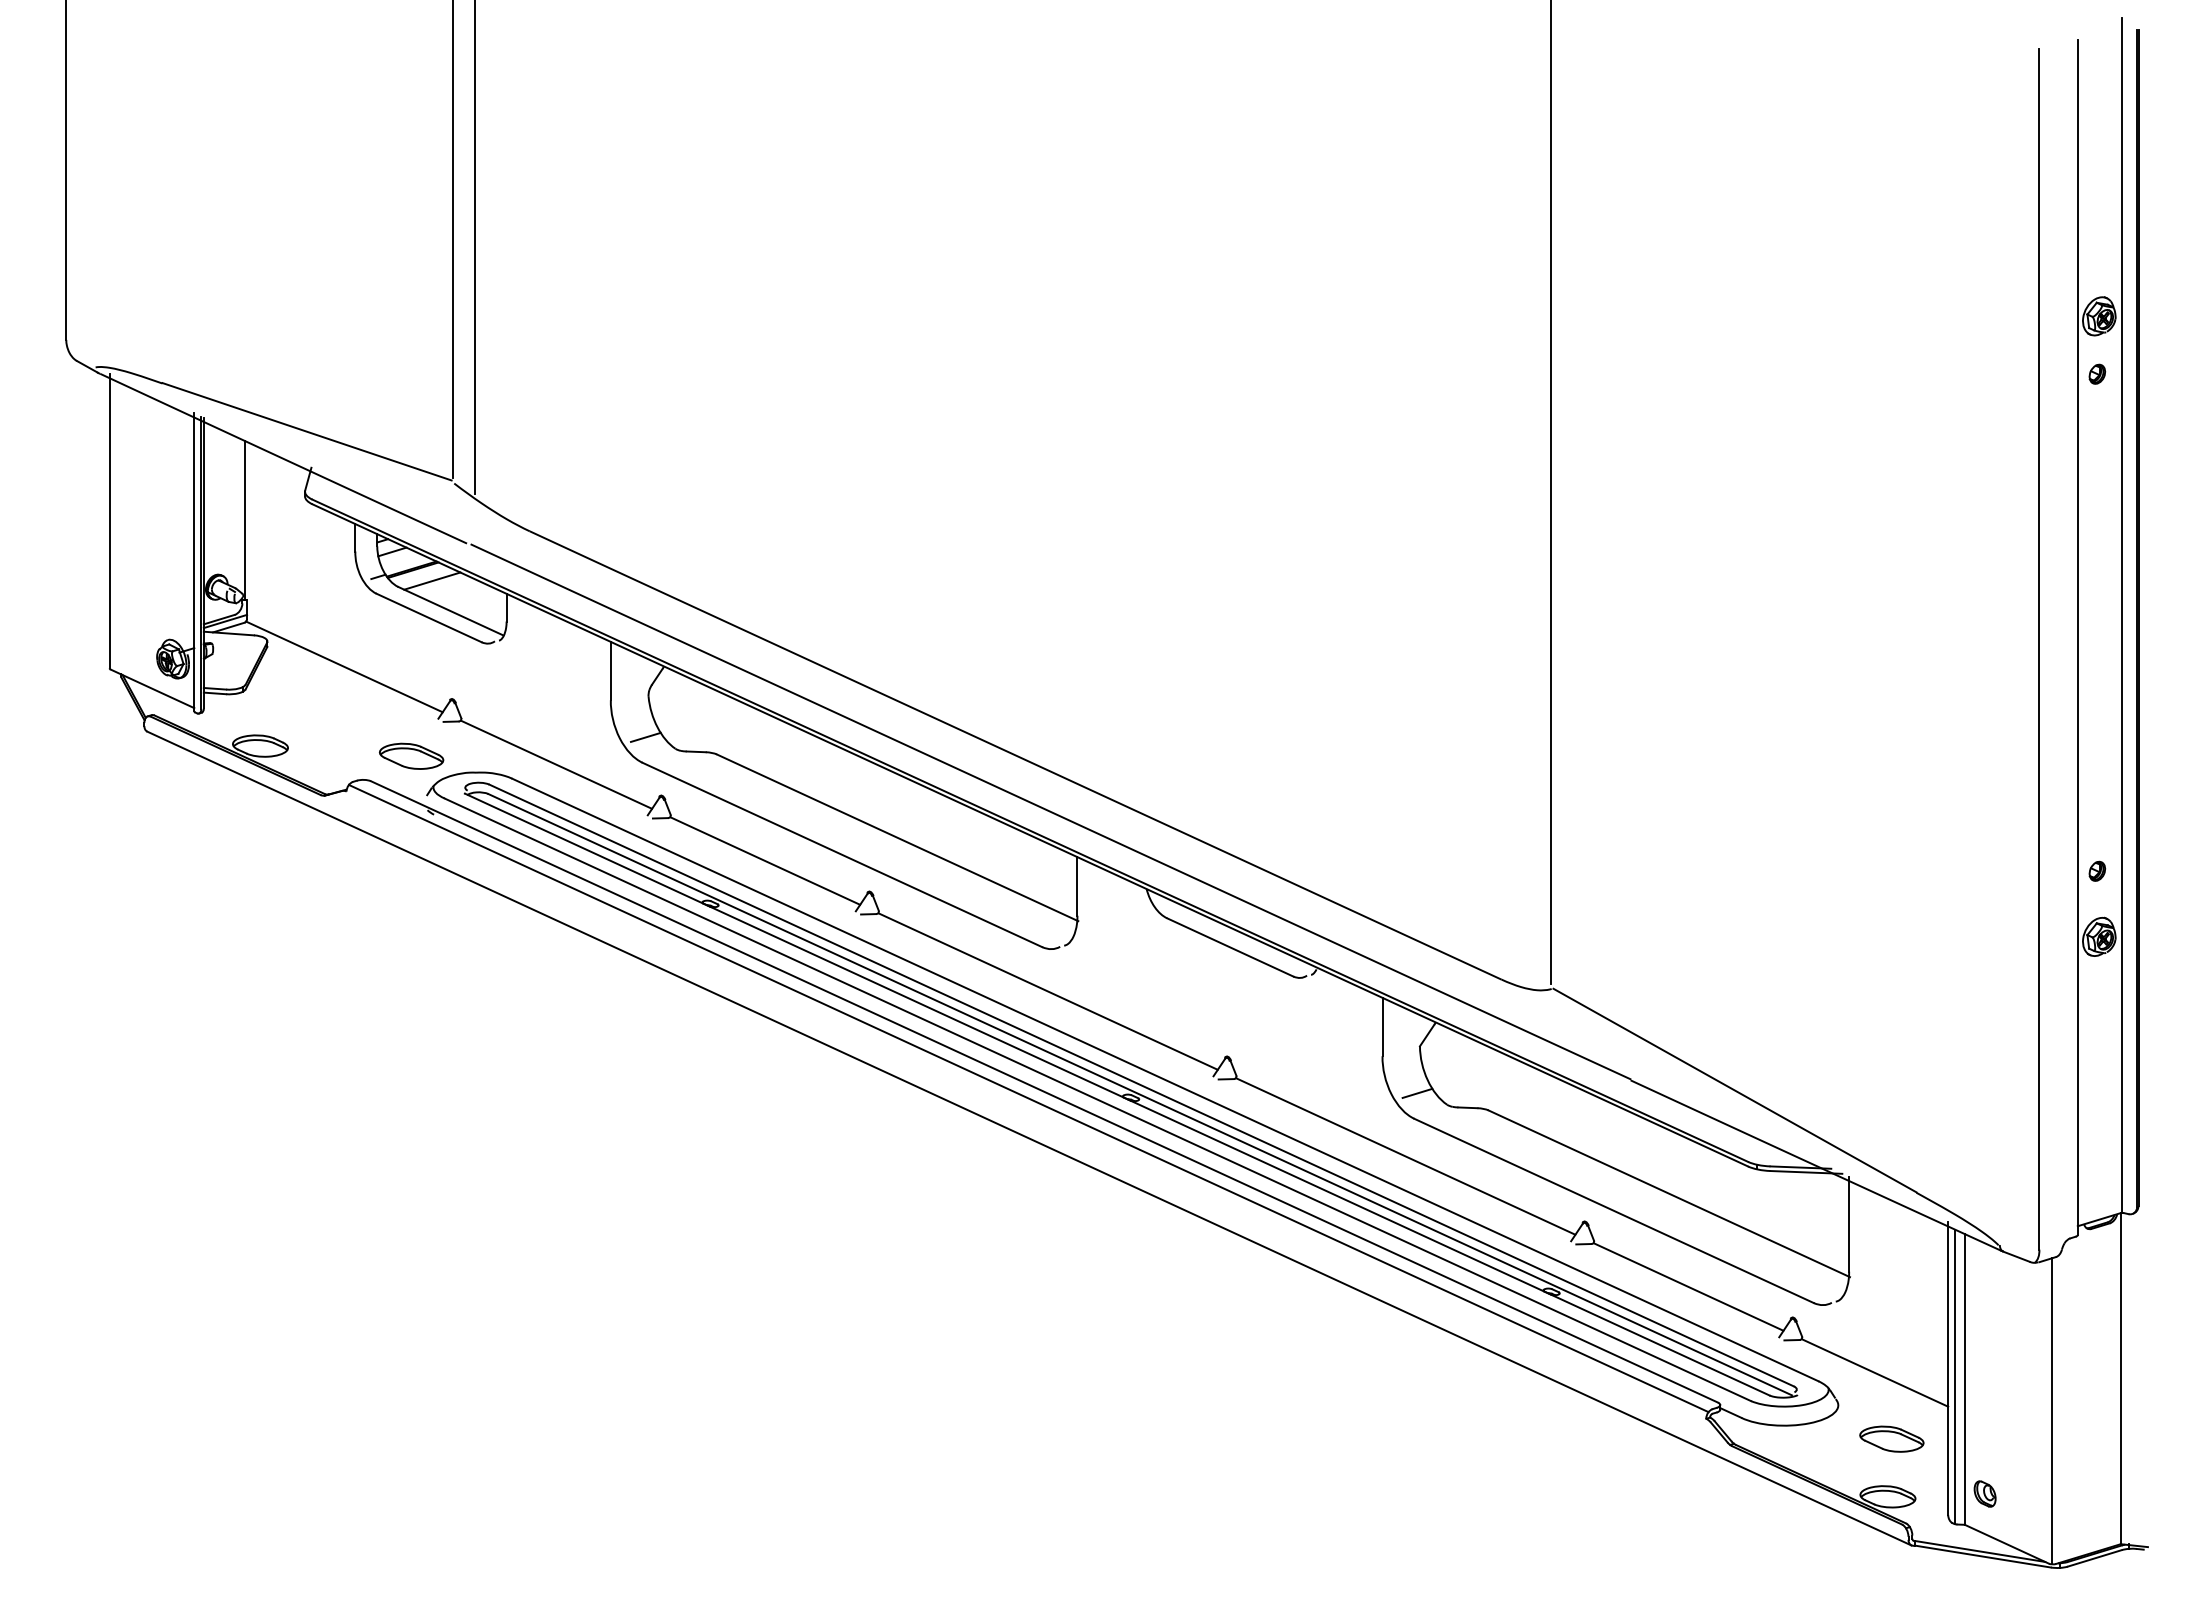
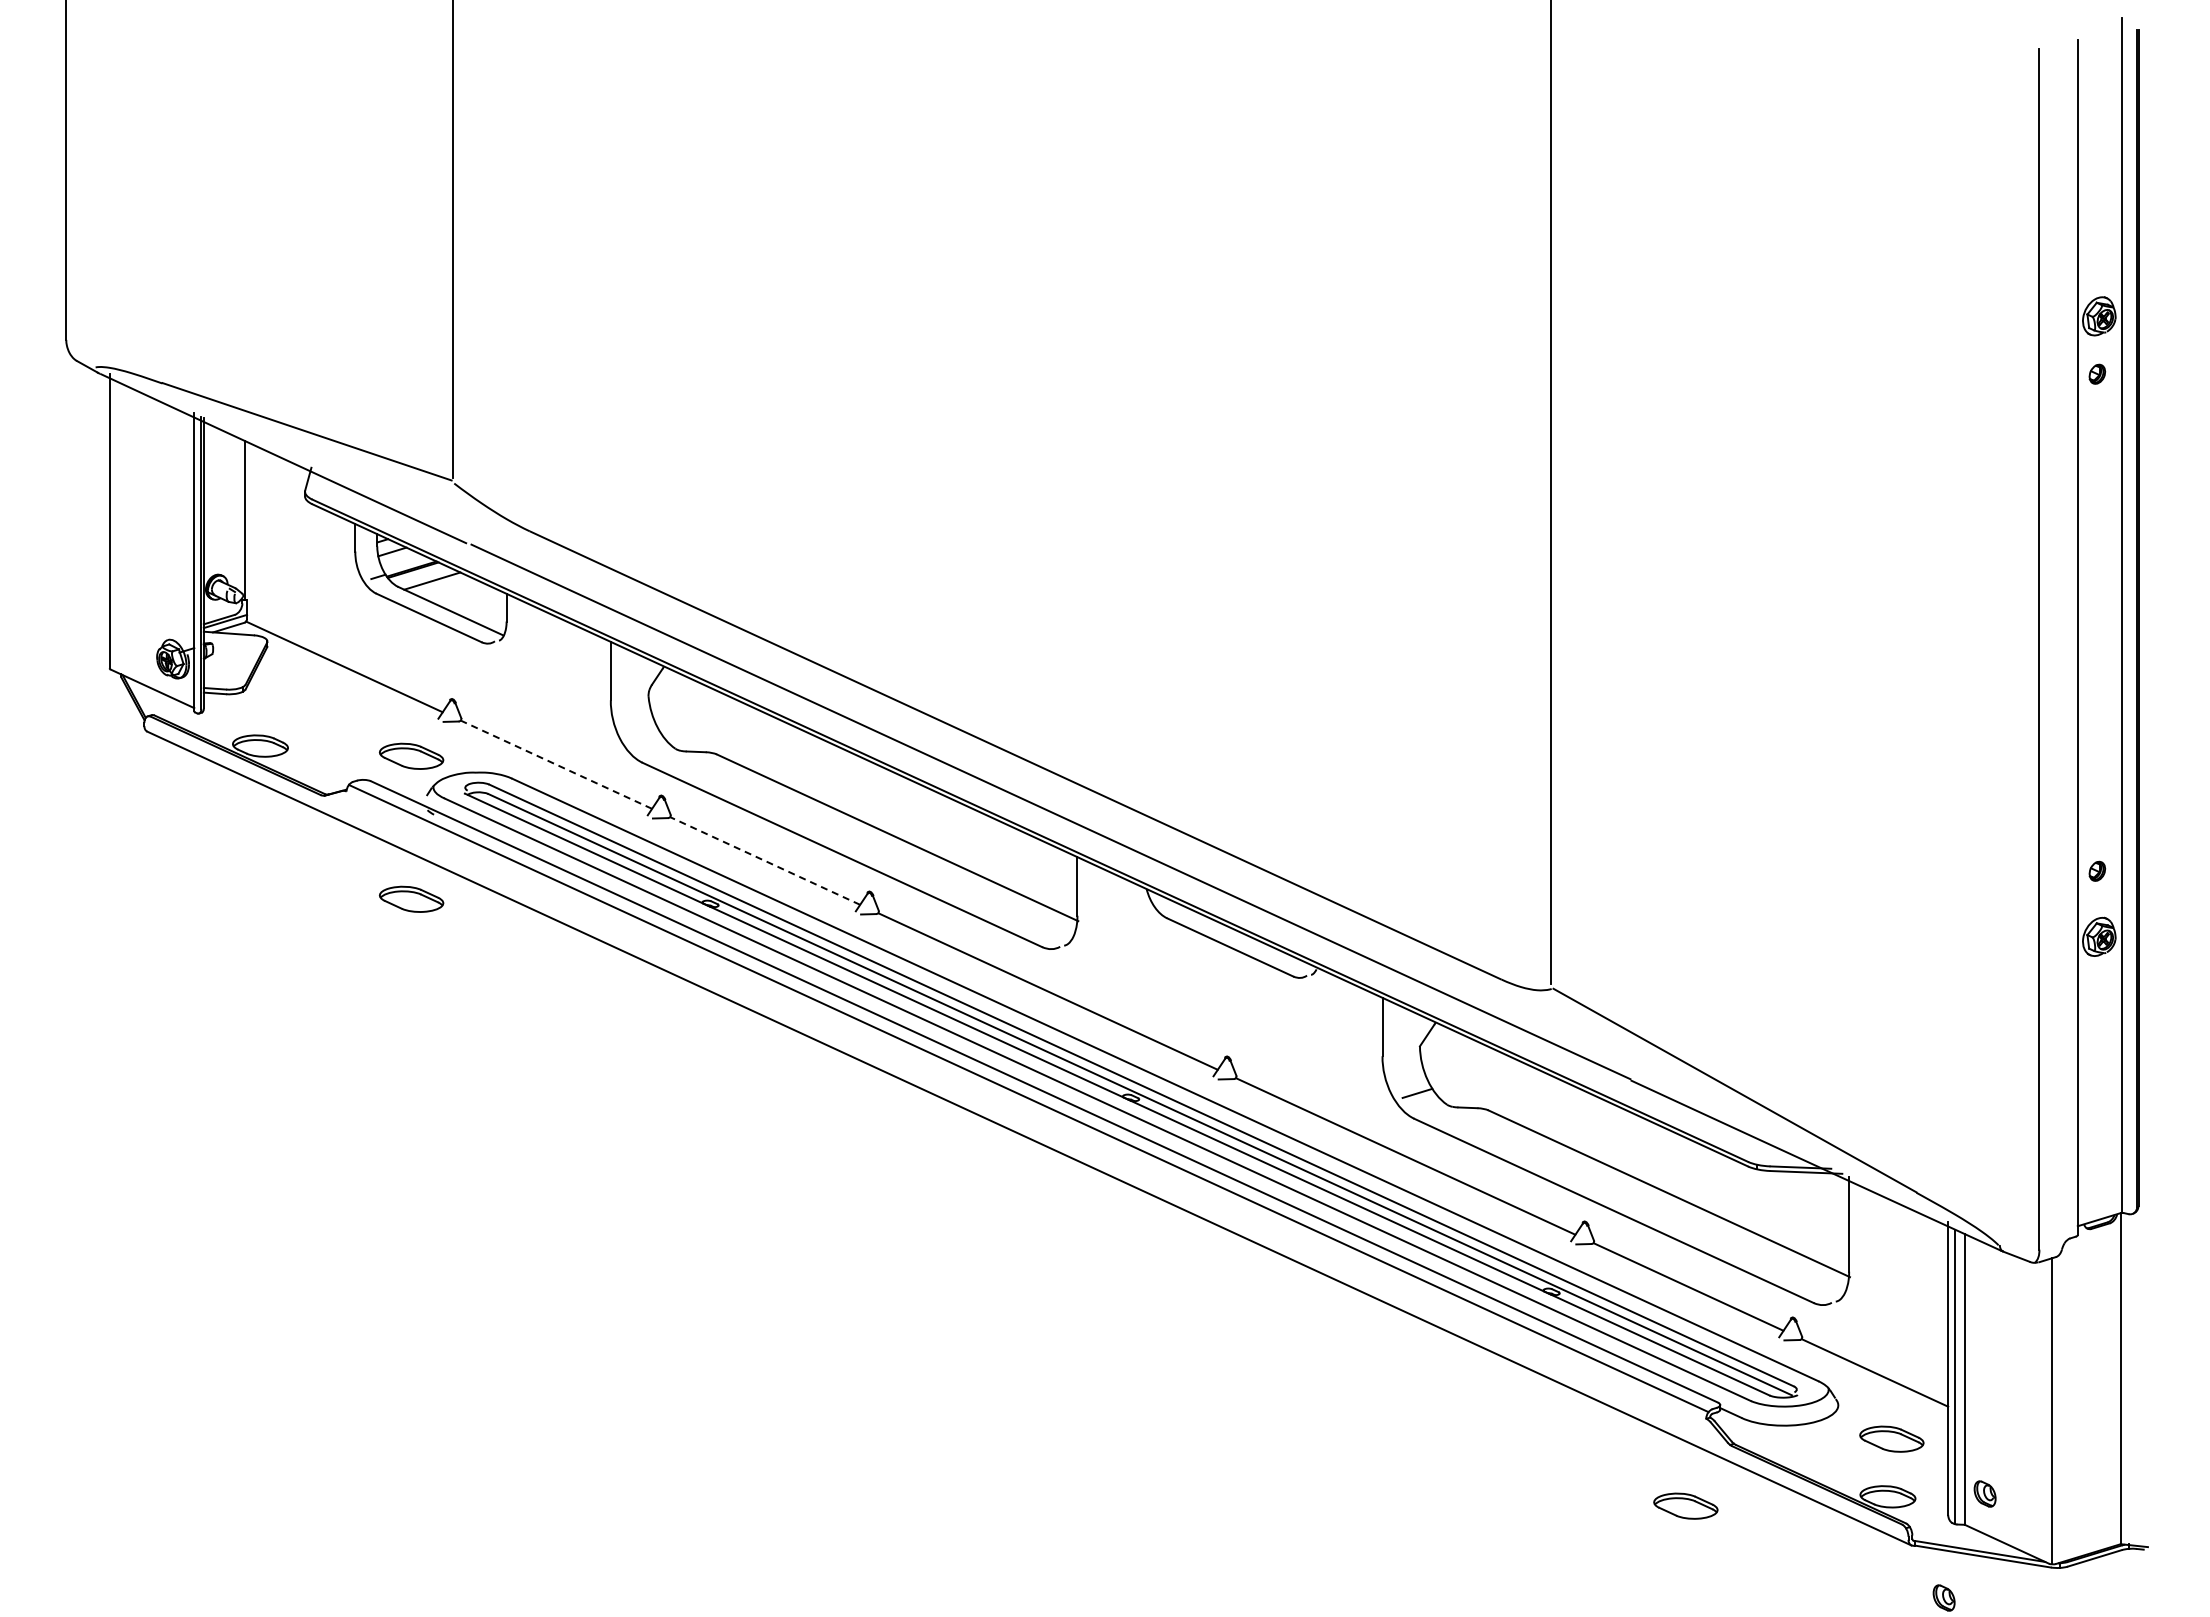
line: present -> none (475, 247)
line: present -> none (645, 736)
line: solid -> dashed (556, 764)
line: solid -> dashed (764, 860)
part: none -> present (411, 898)
part: none -> present (1685, 1505)
part: none -> present (1943, 1597)
